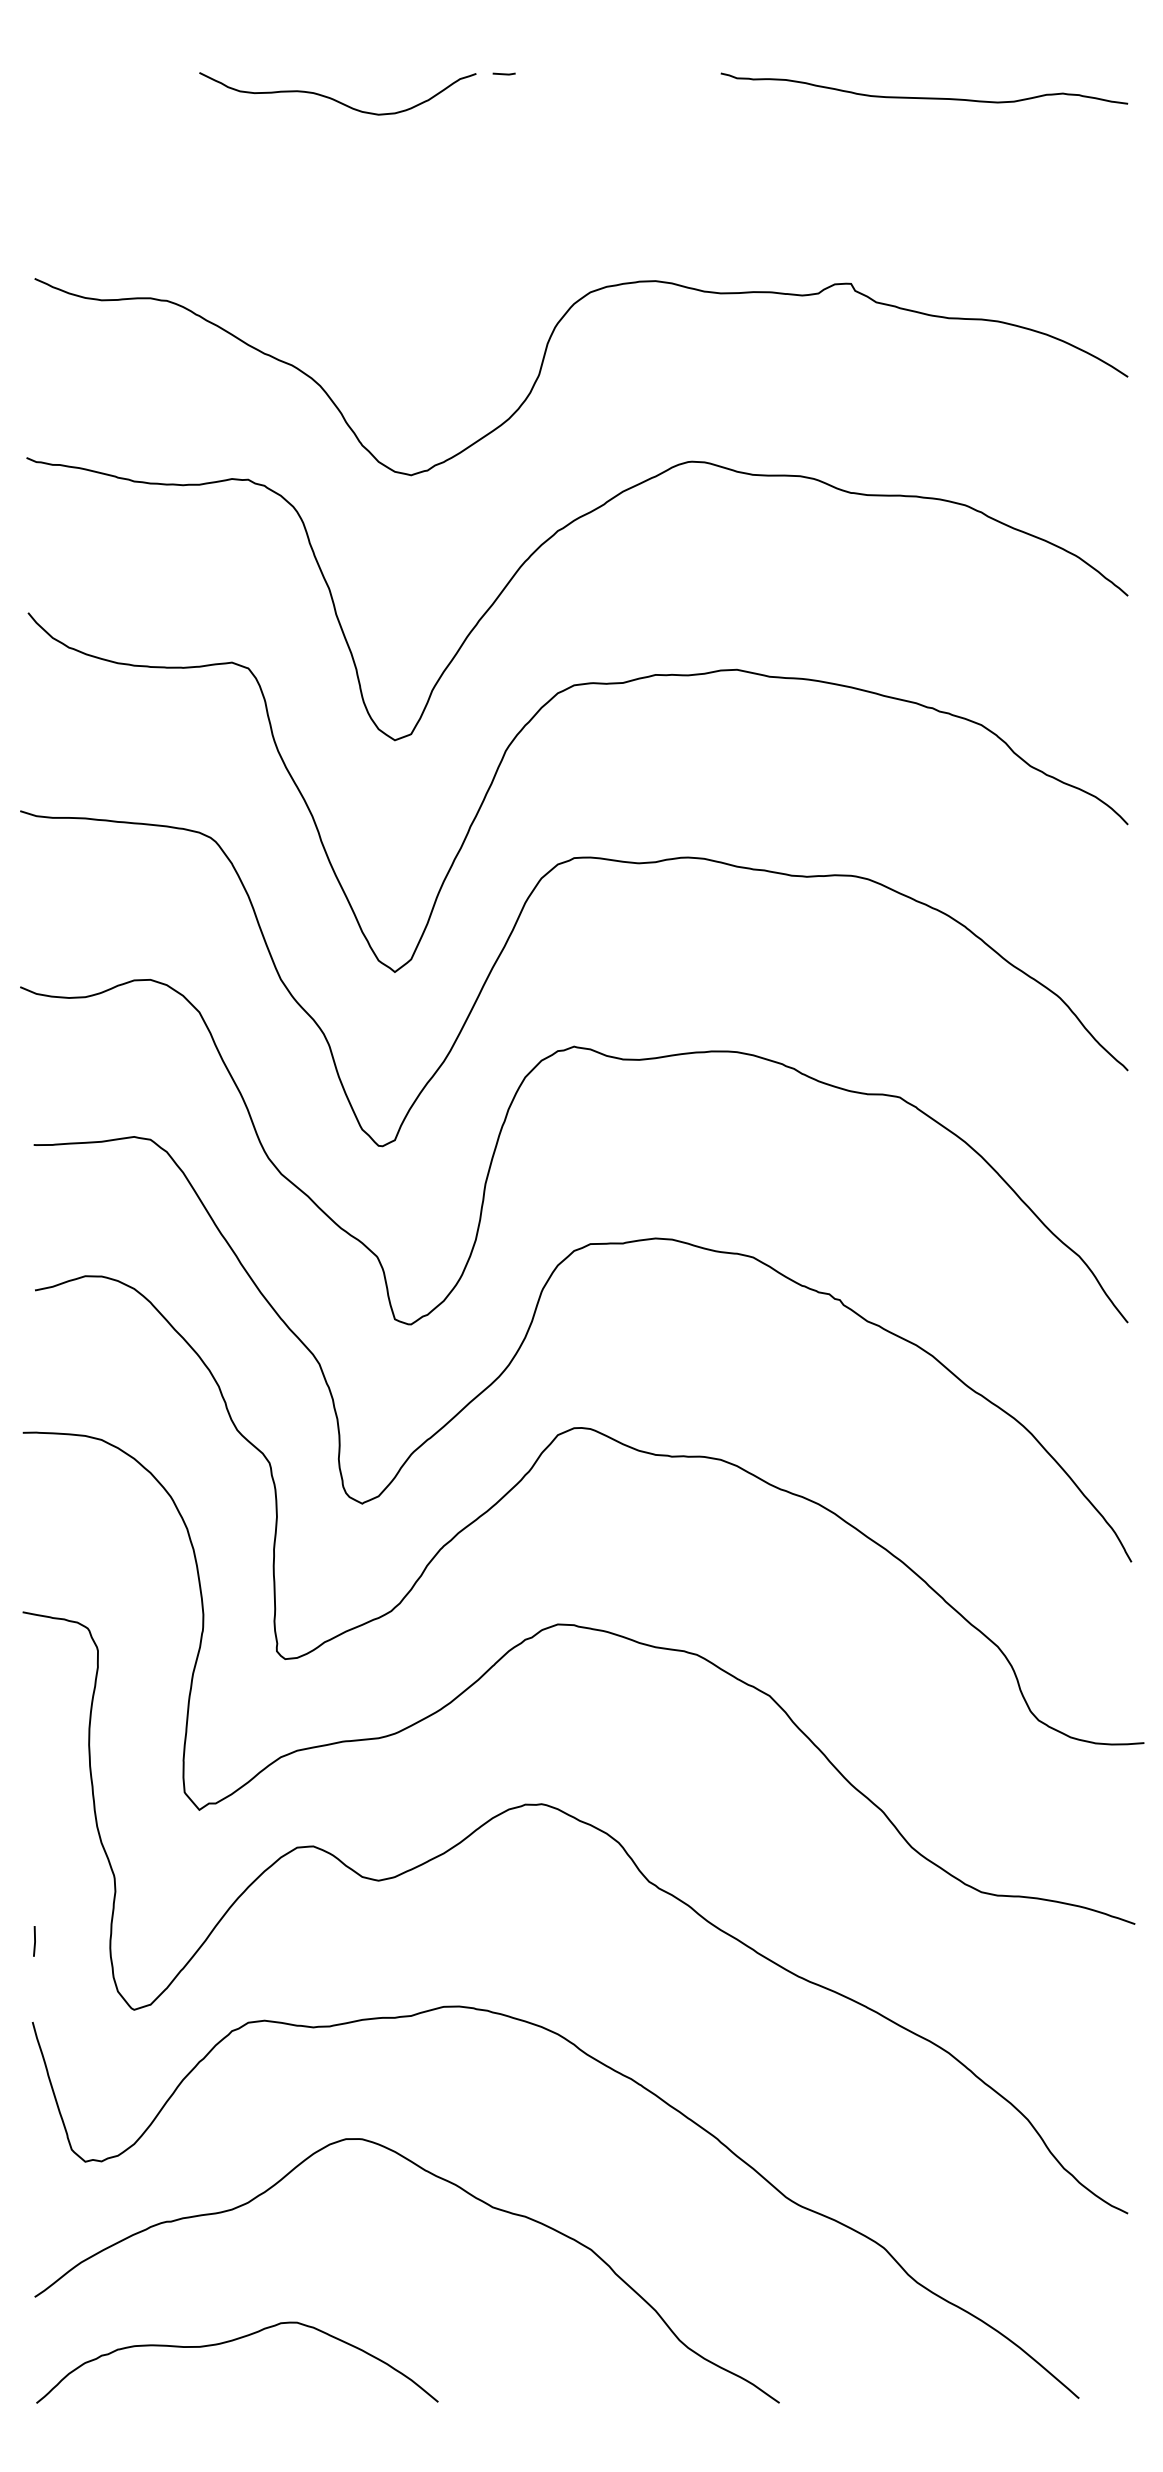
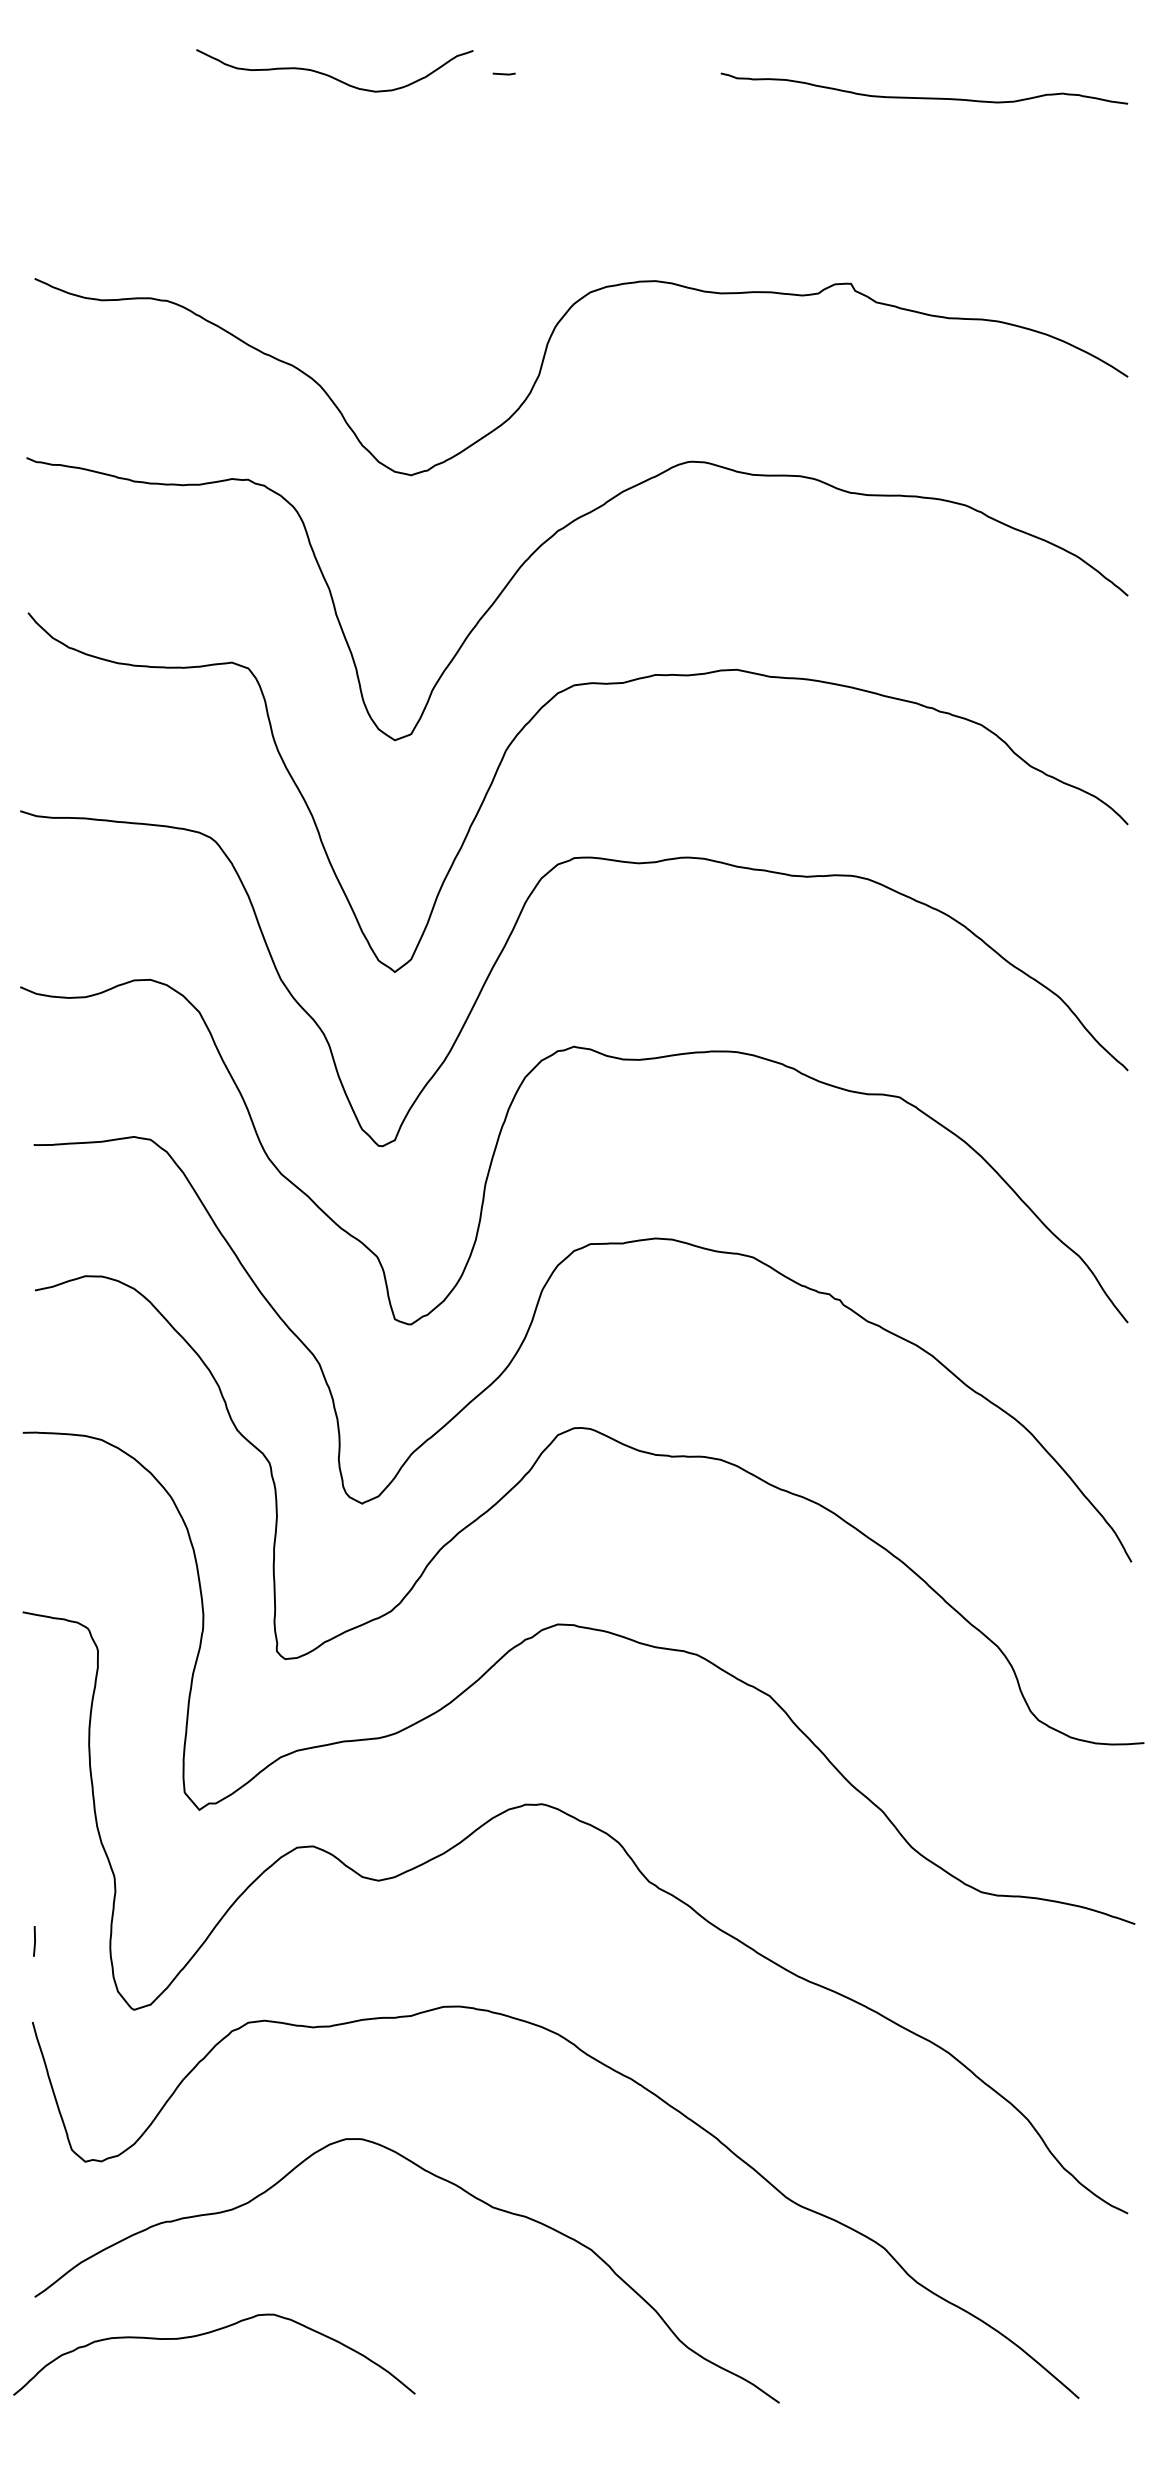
curve position: (335, 99) -> (332, 76) (332, 76)
curve position: (233, 2341) -> (210, 2333) (210, 2333)
